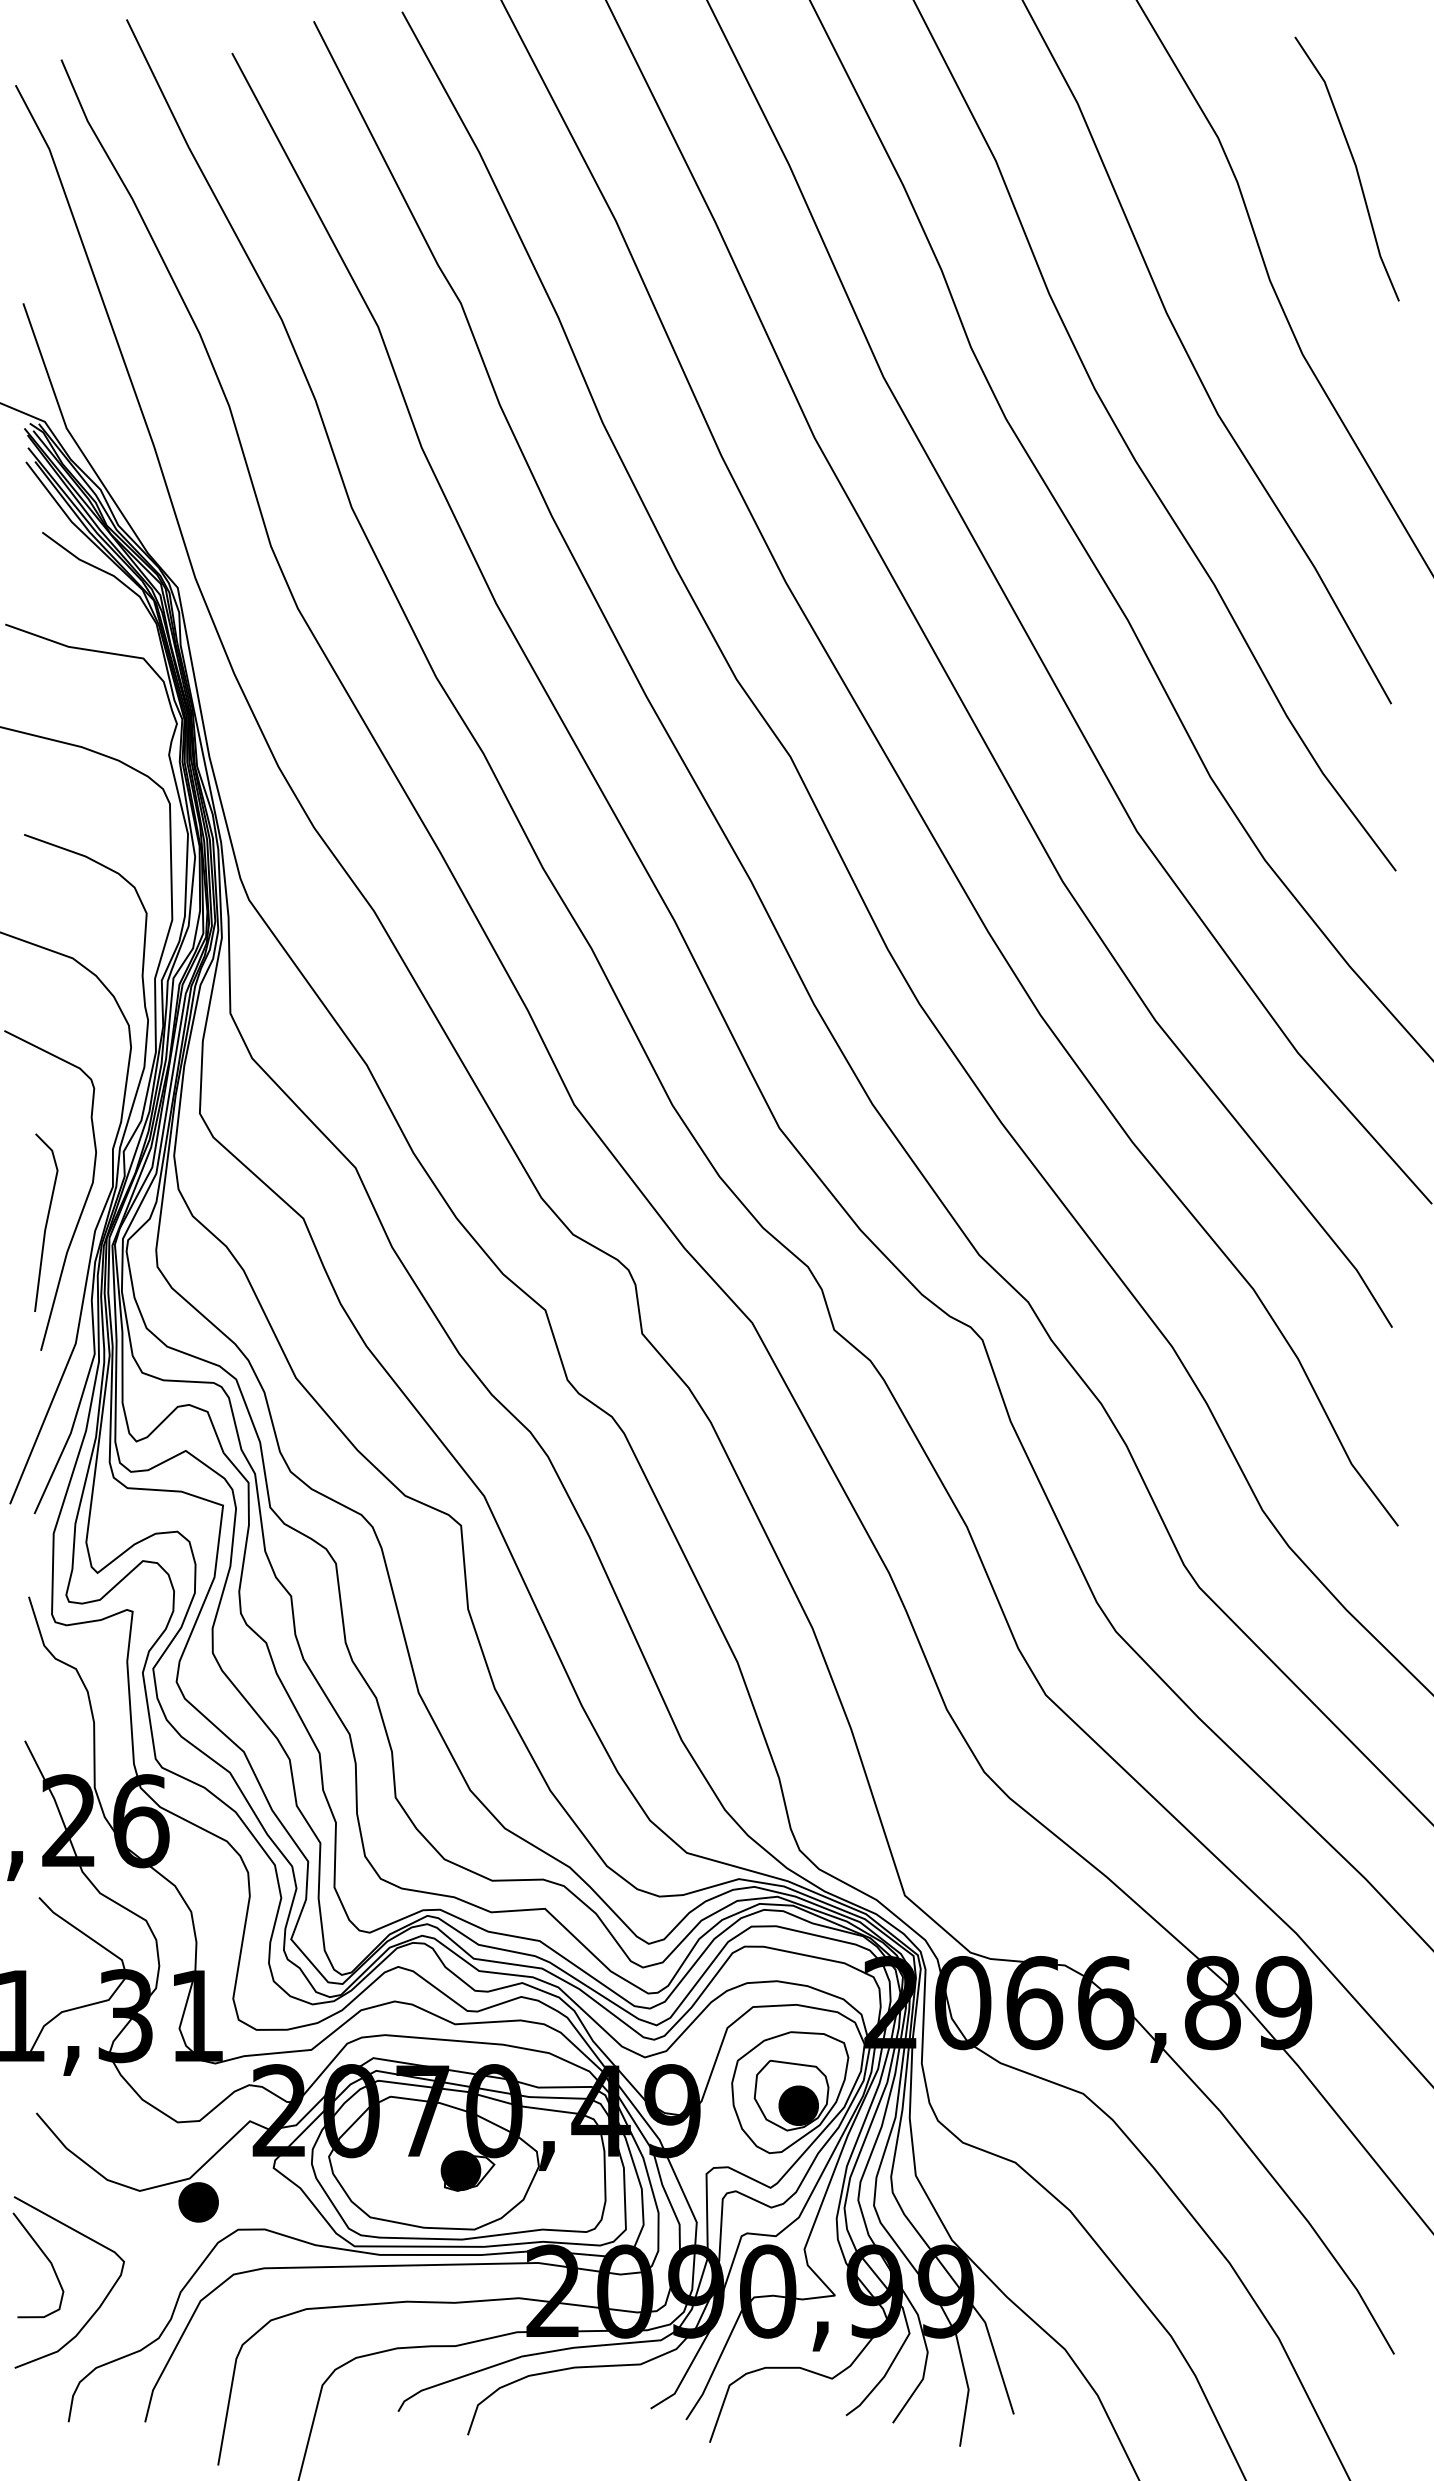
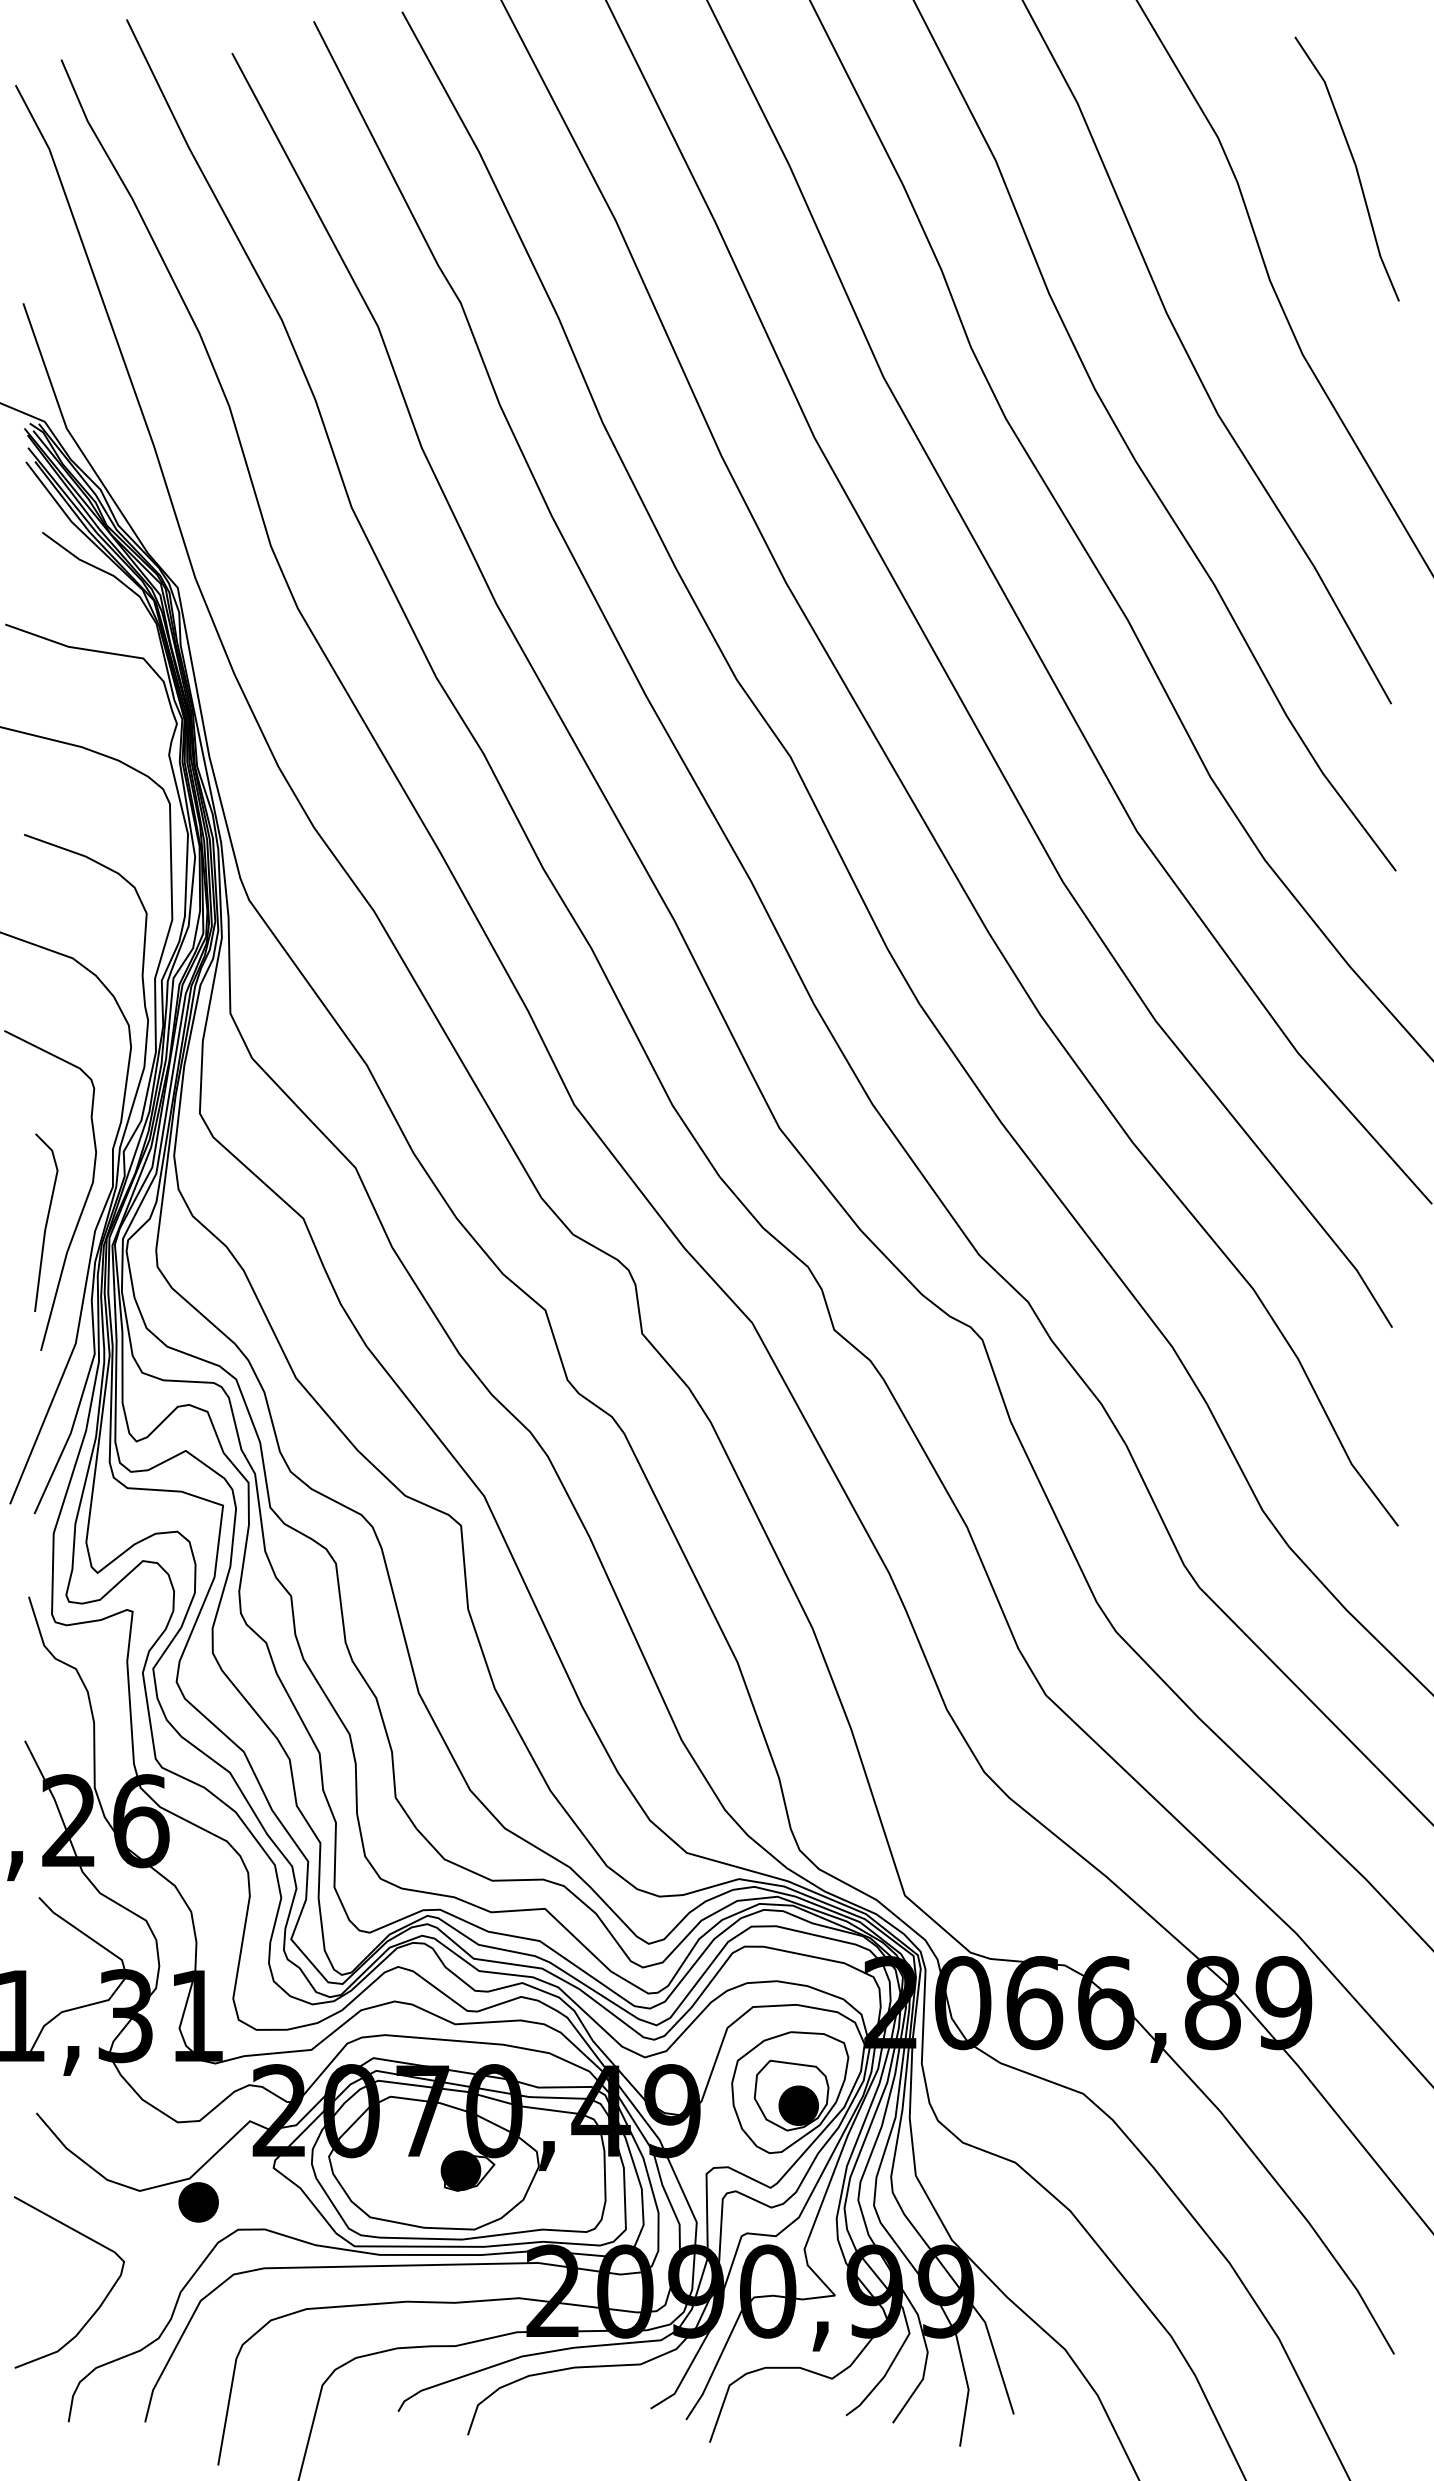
curve: present -> none (45, 2257)
